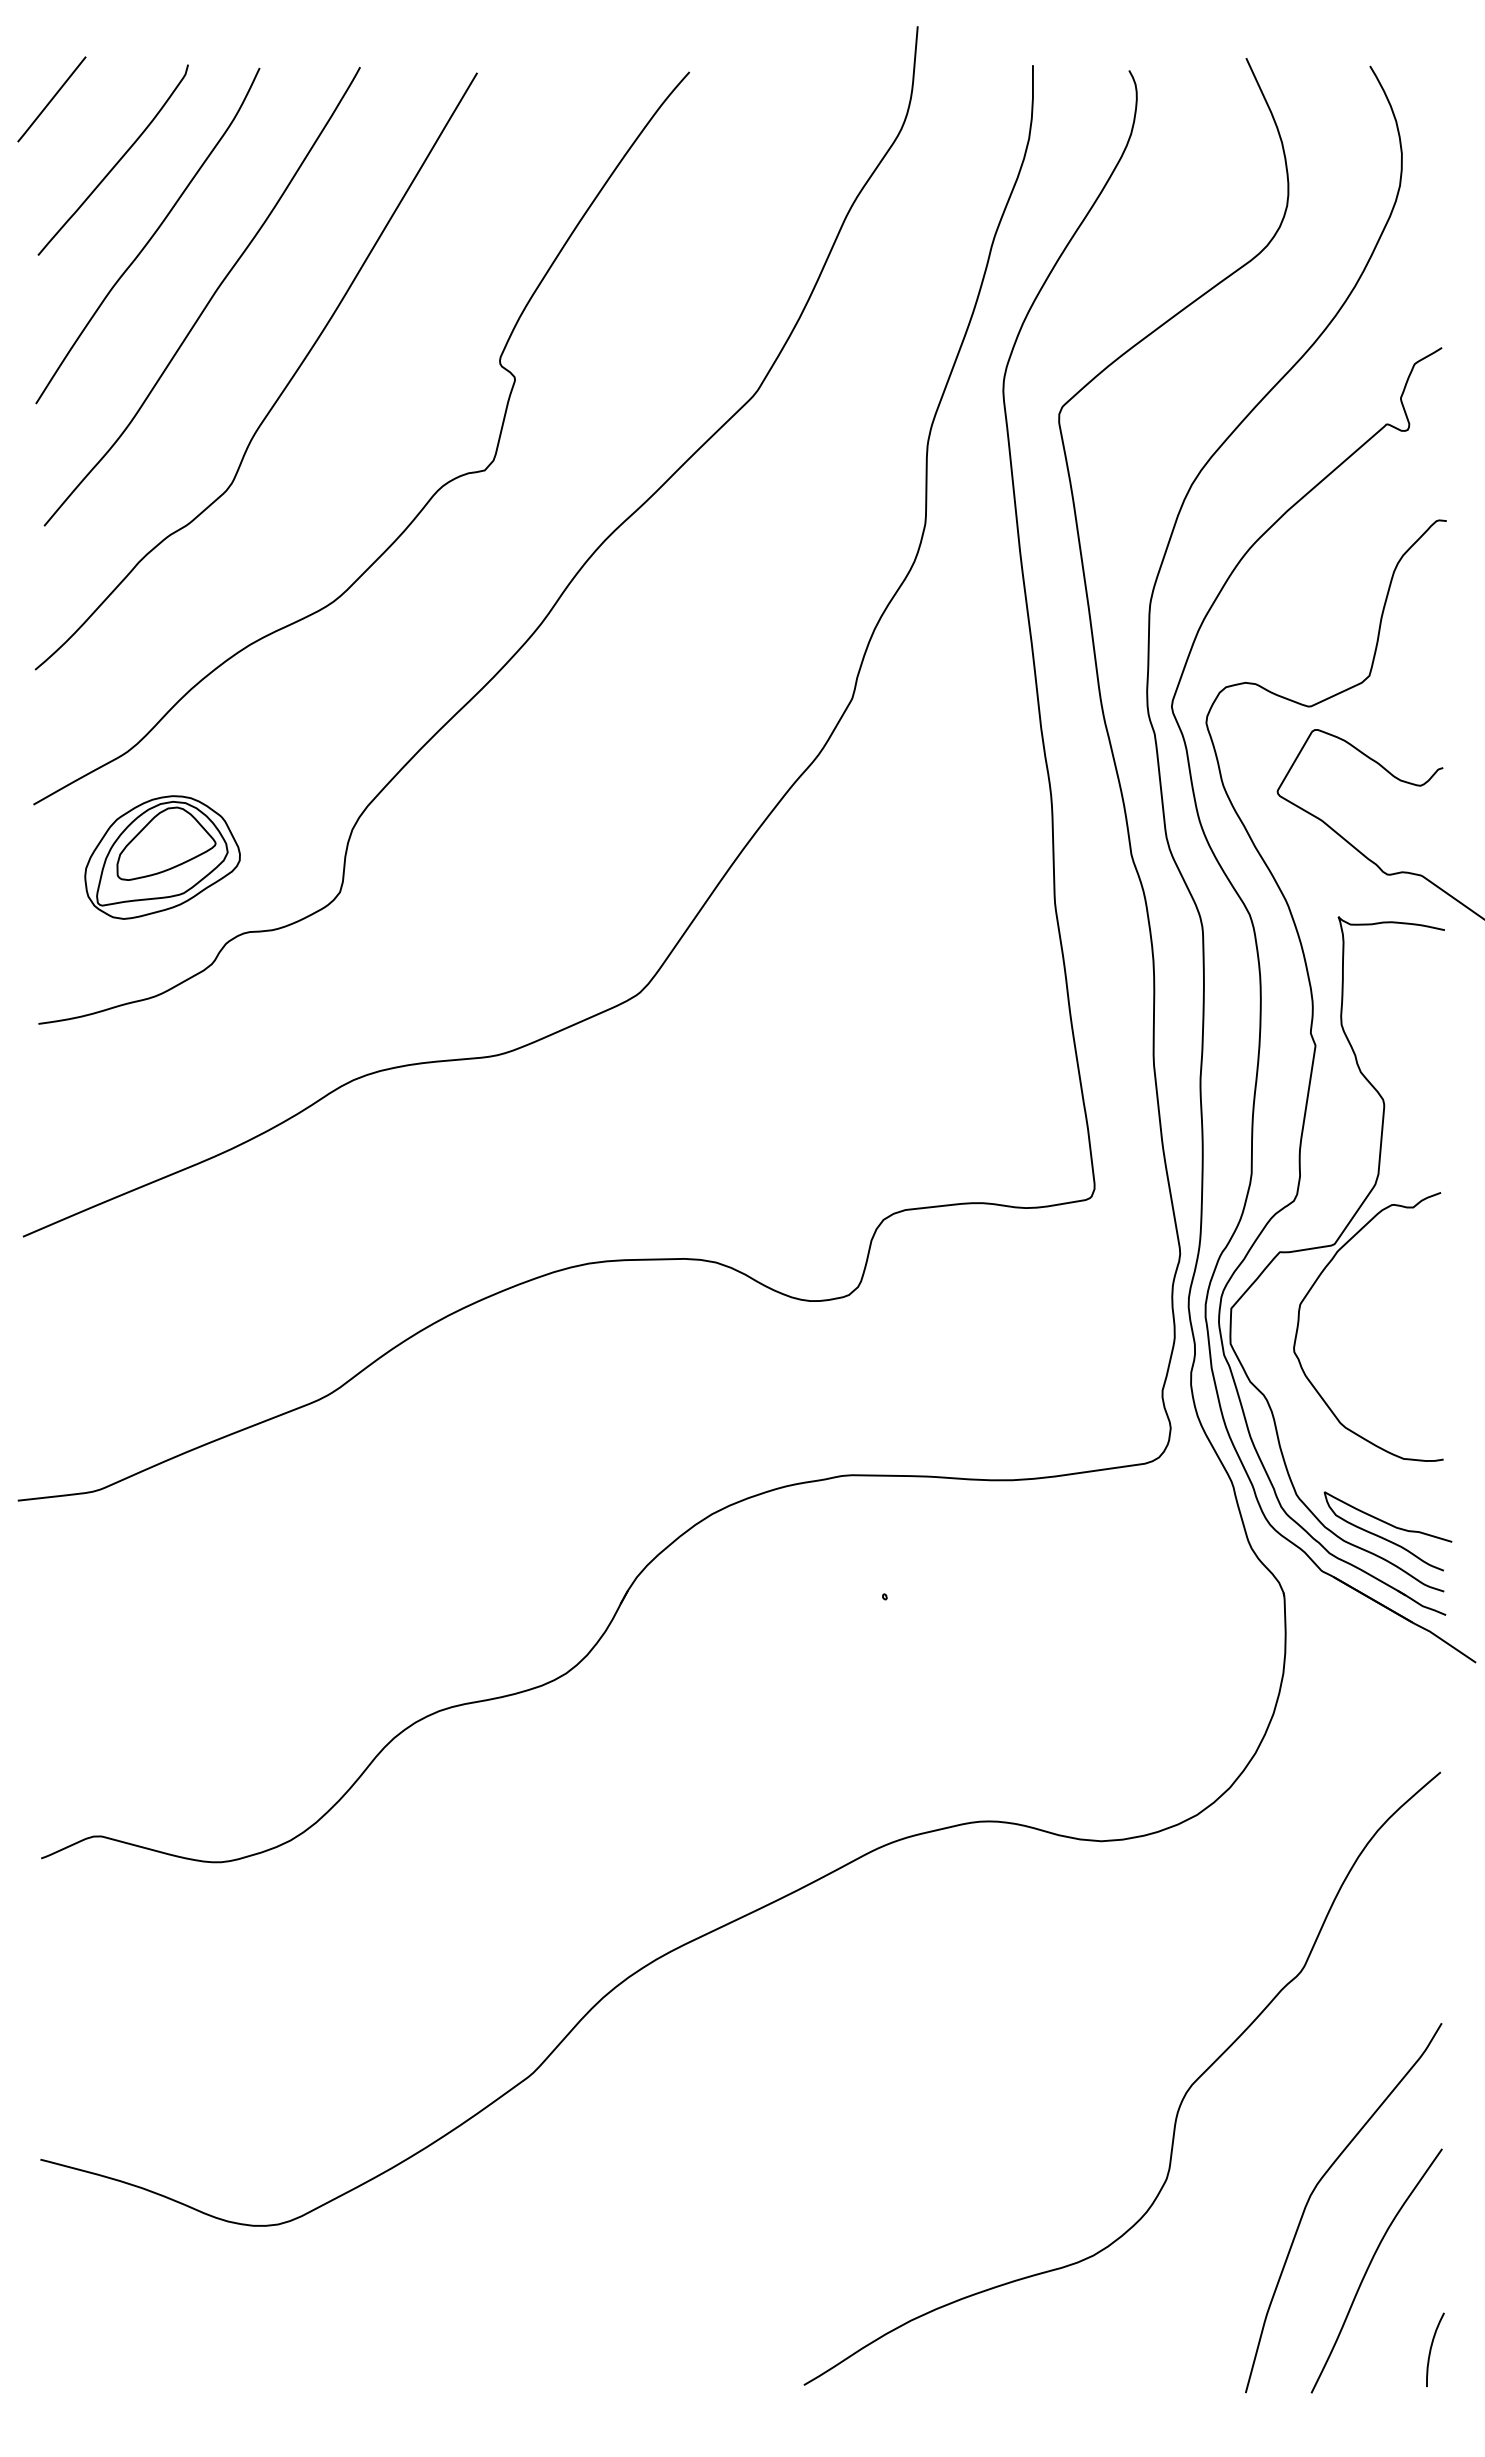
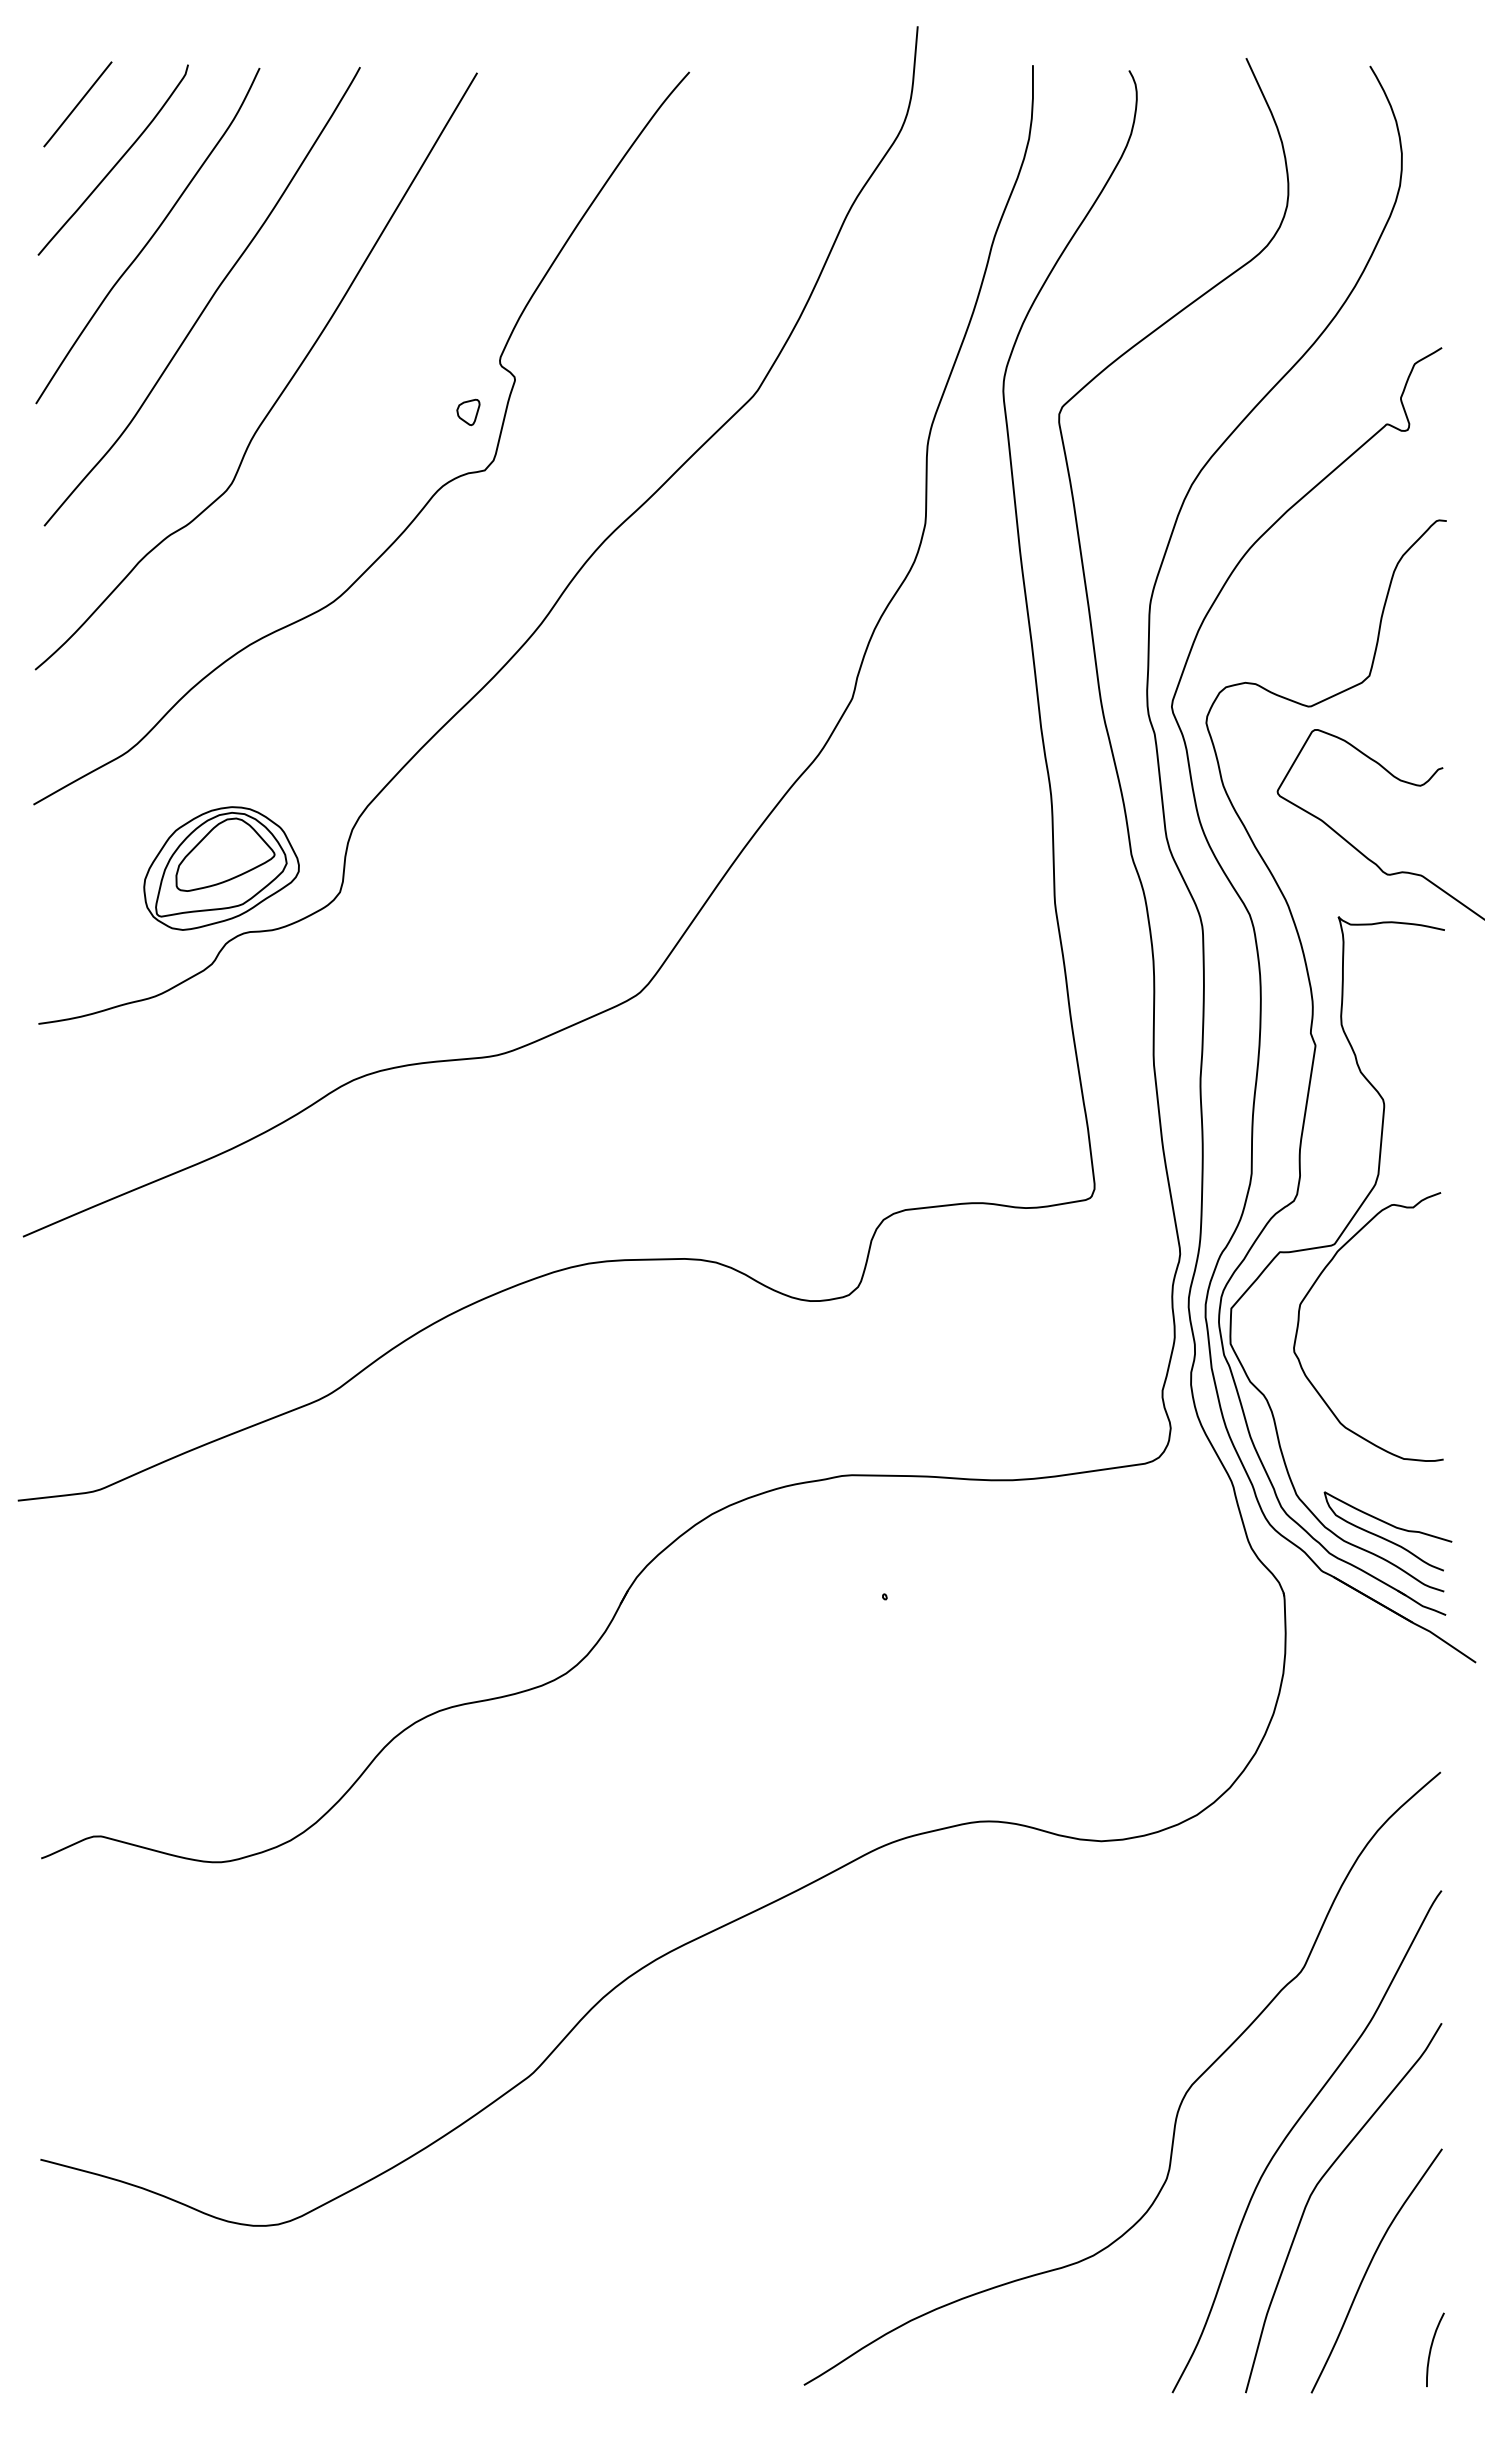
line position: (51, 99) -> (77, 104) (77, 104)
part: none -> present (468, 412)
part position: (162, 857) -> (221, 868) (221, 868)
curve: none -> present (1292, 2130)
